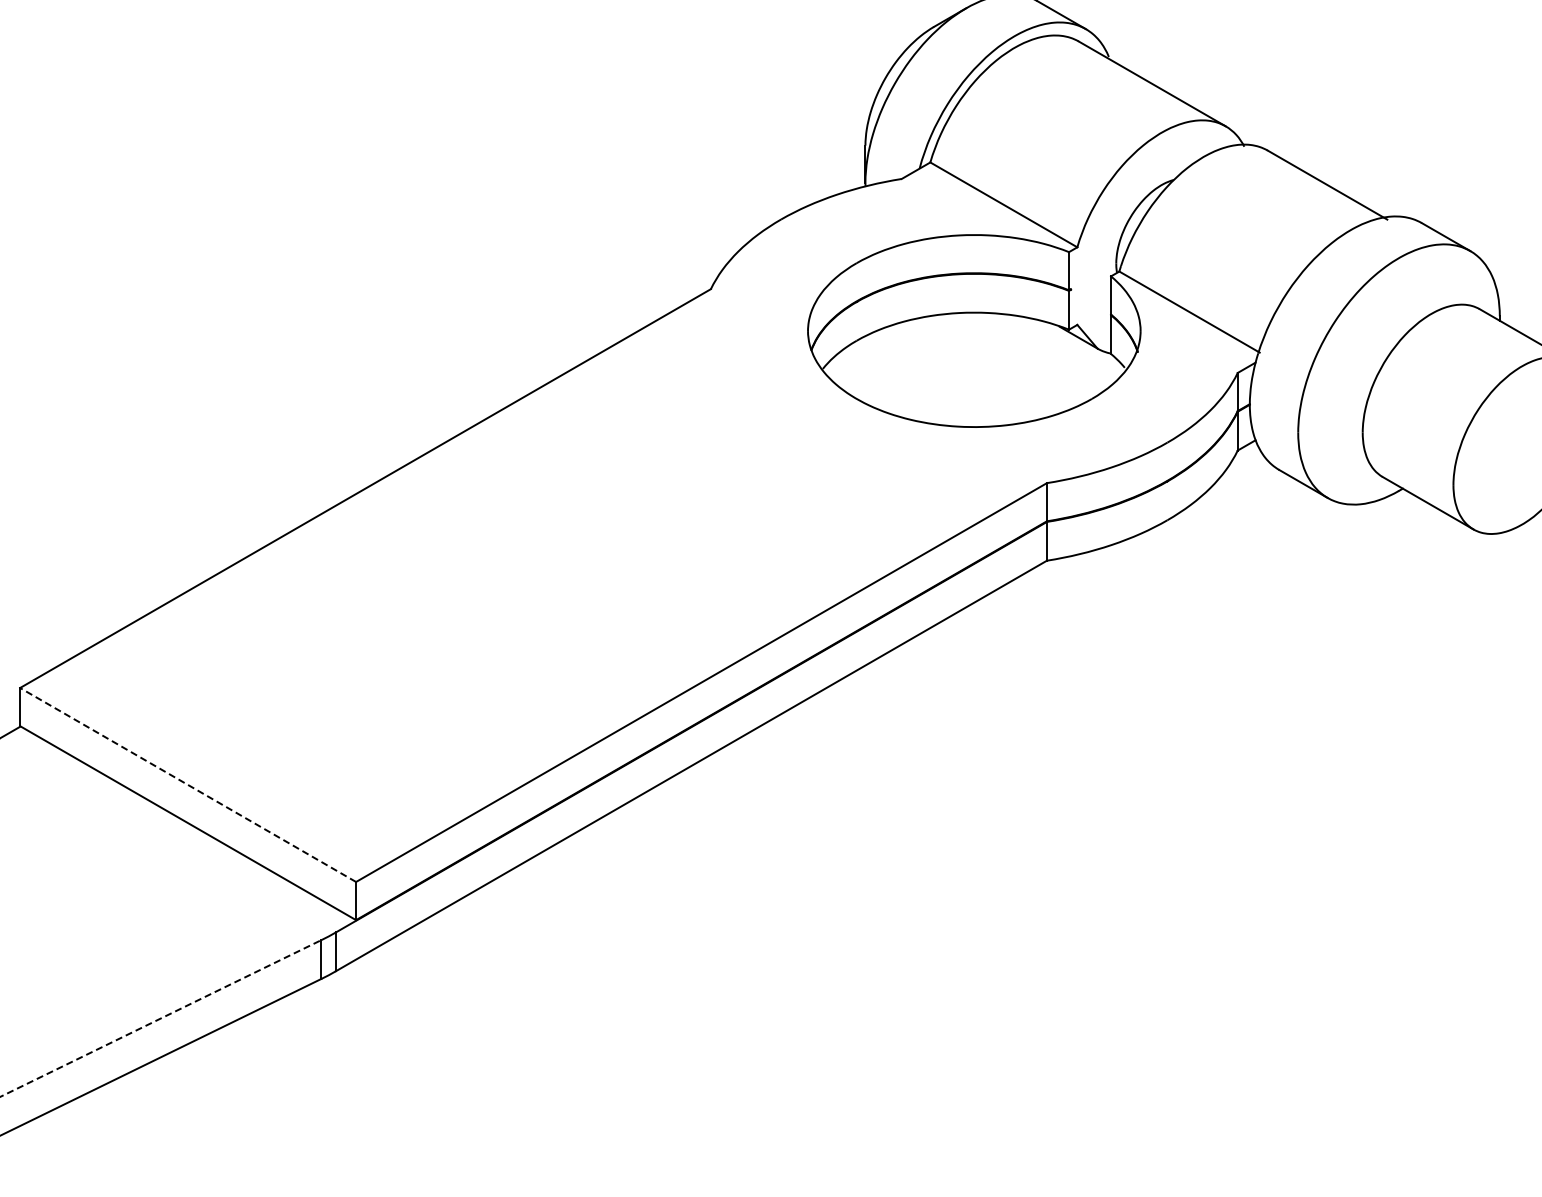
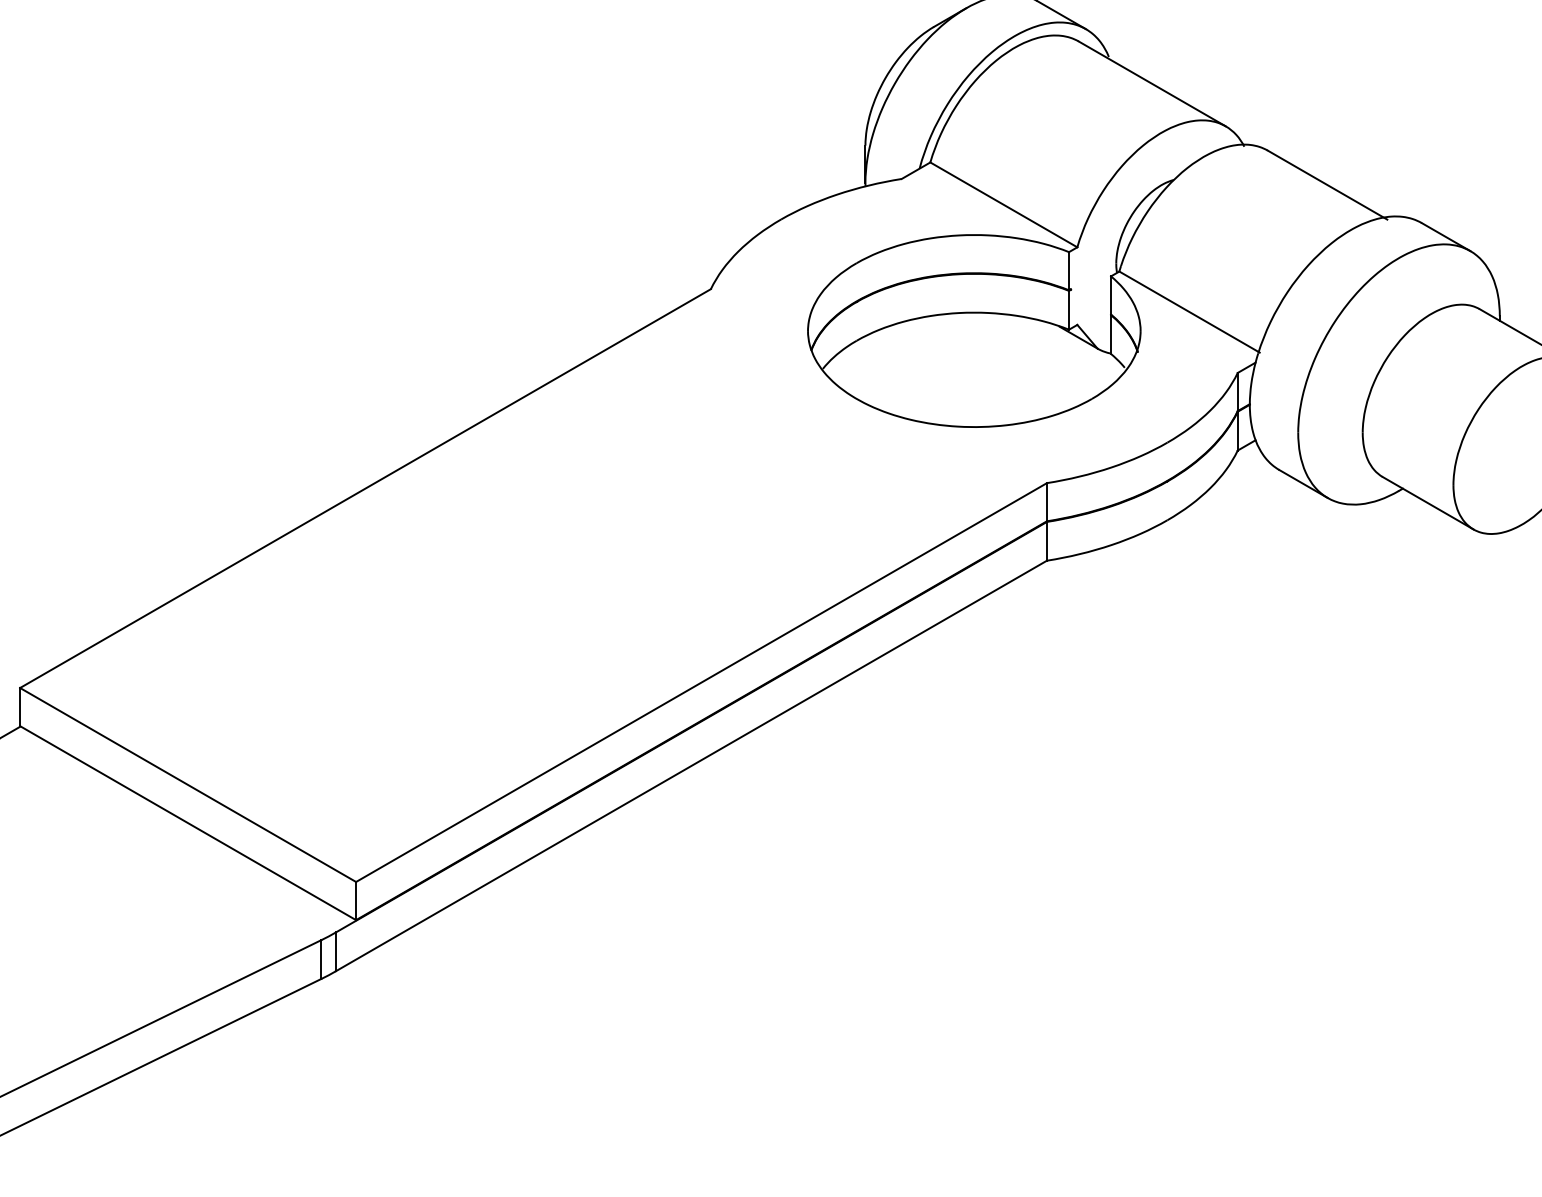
line: dashed -> solid (188, 784)
line: dashed -> solid (161, 1018)
